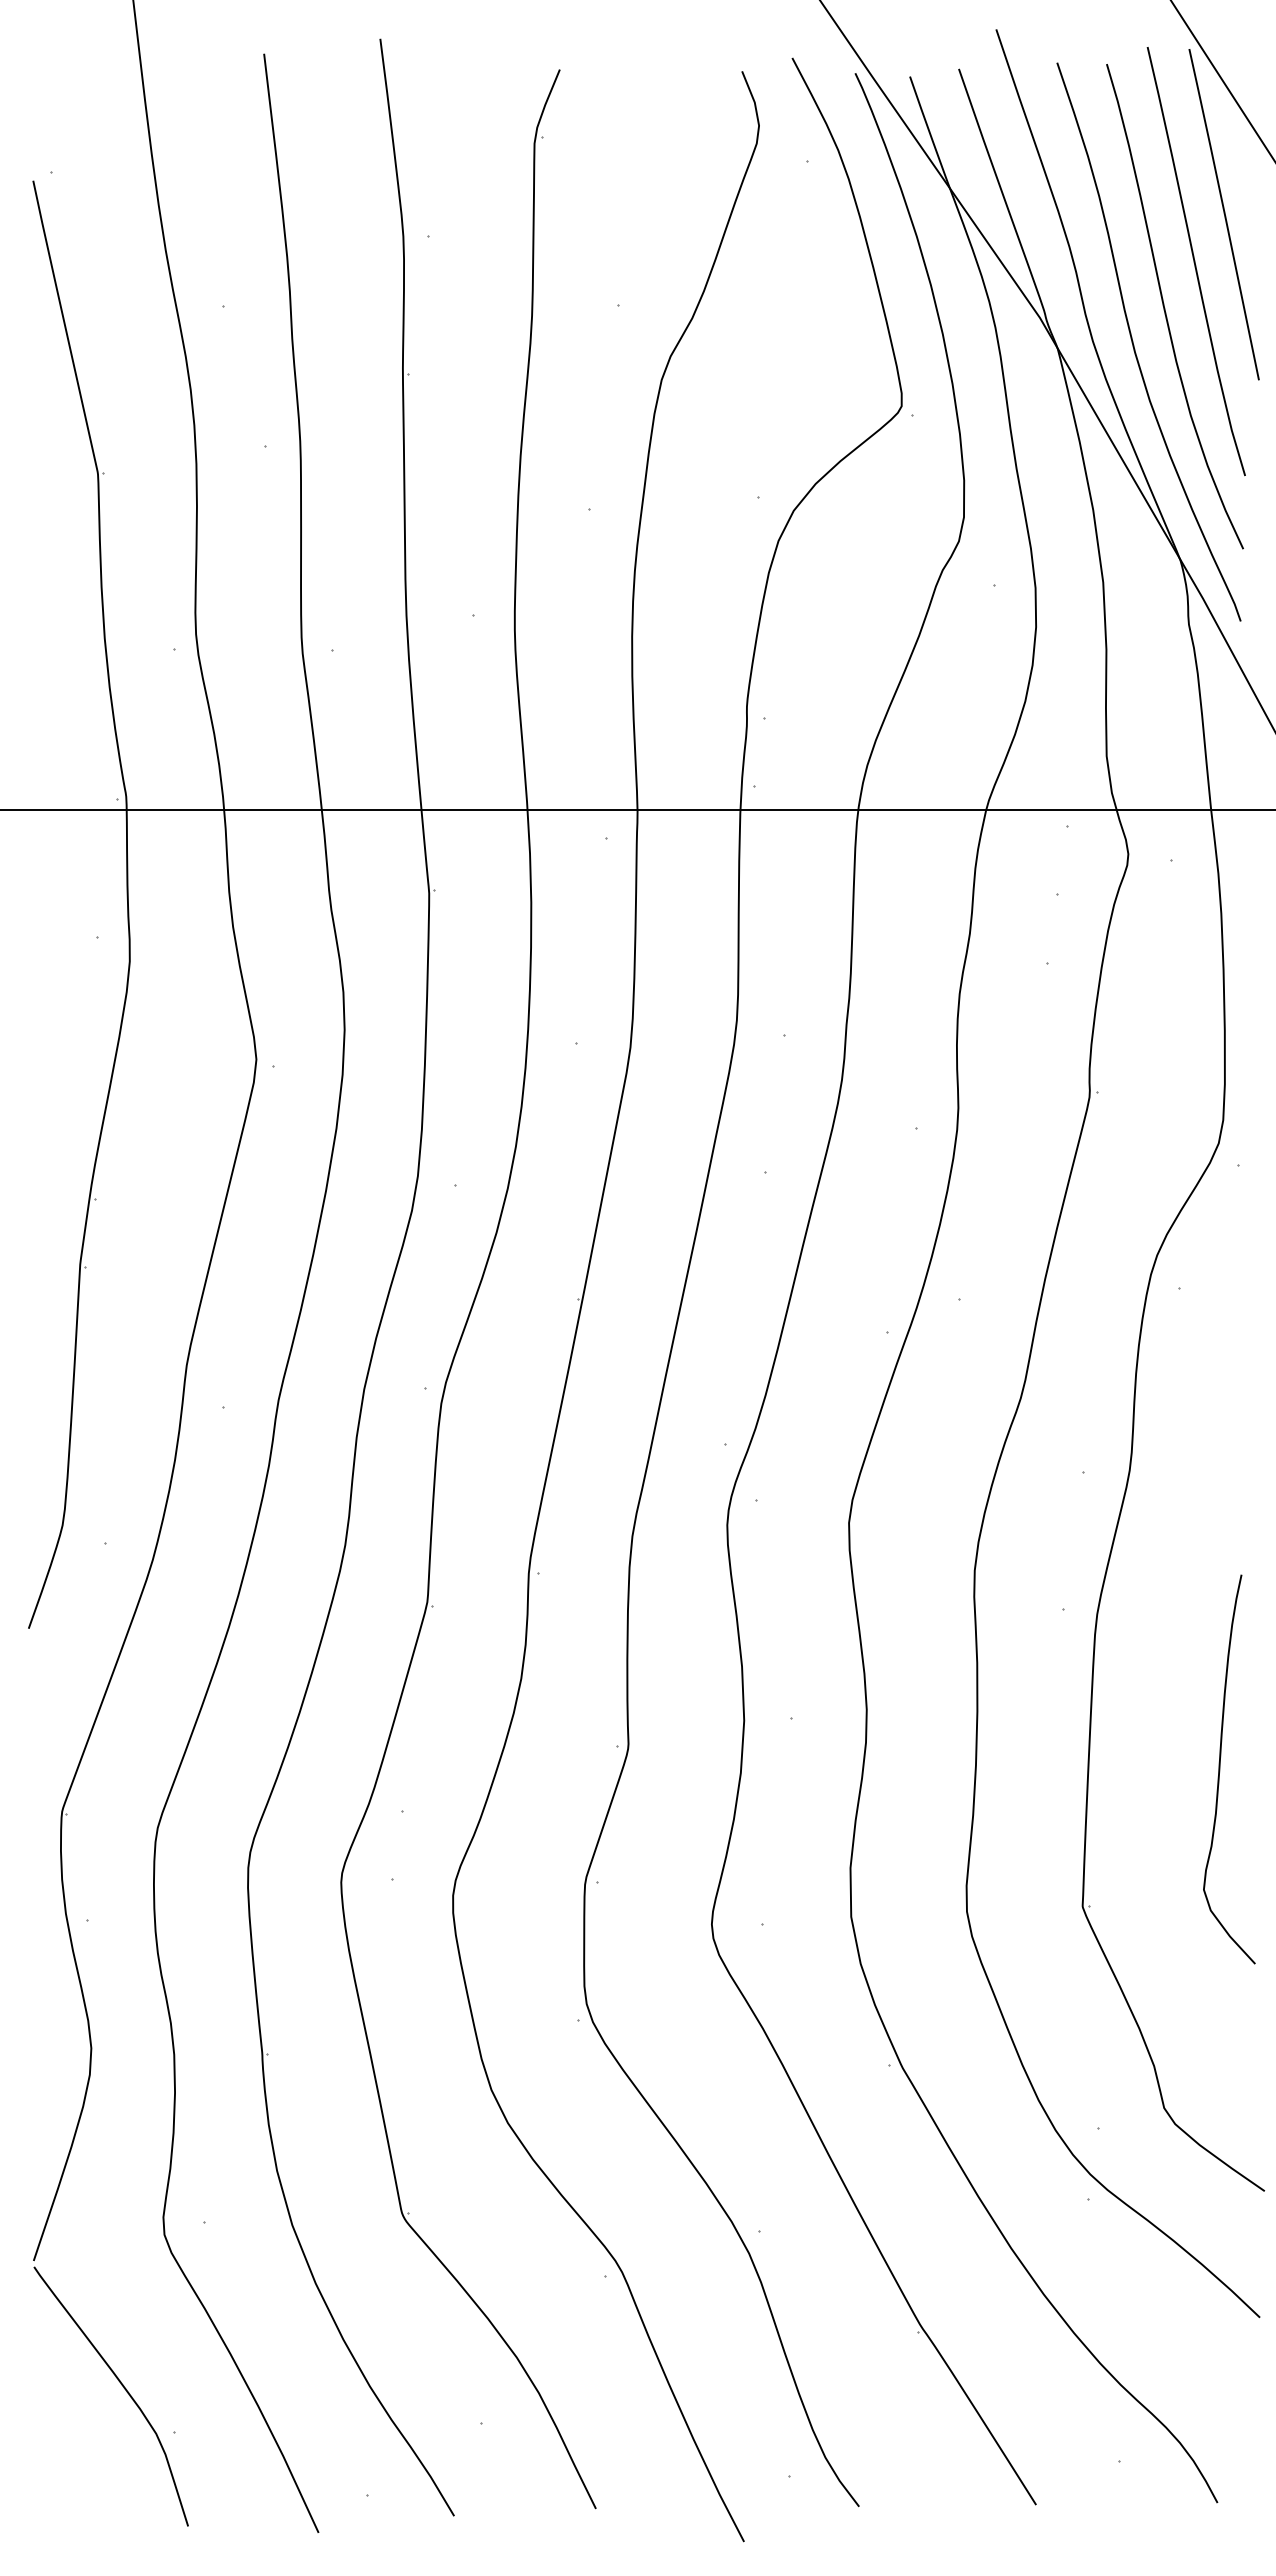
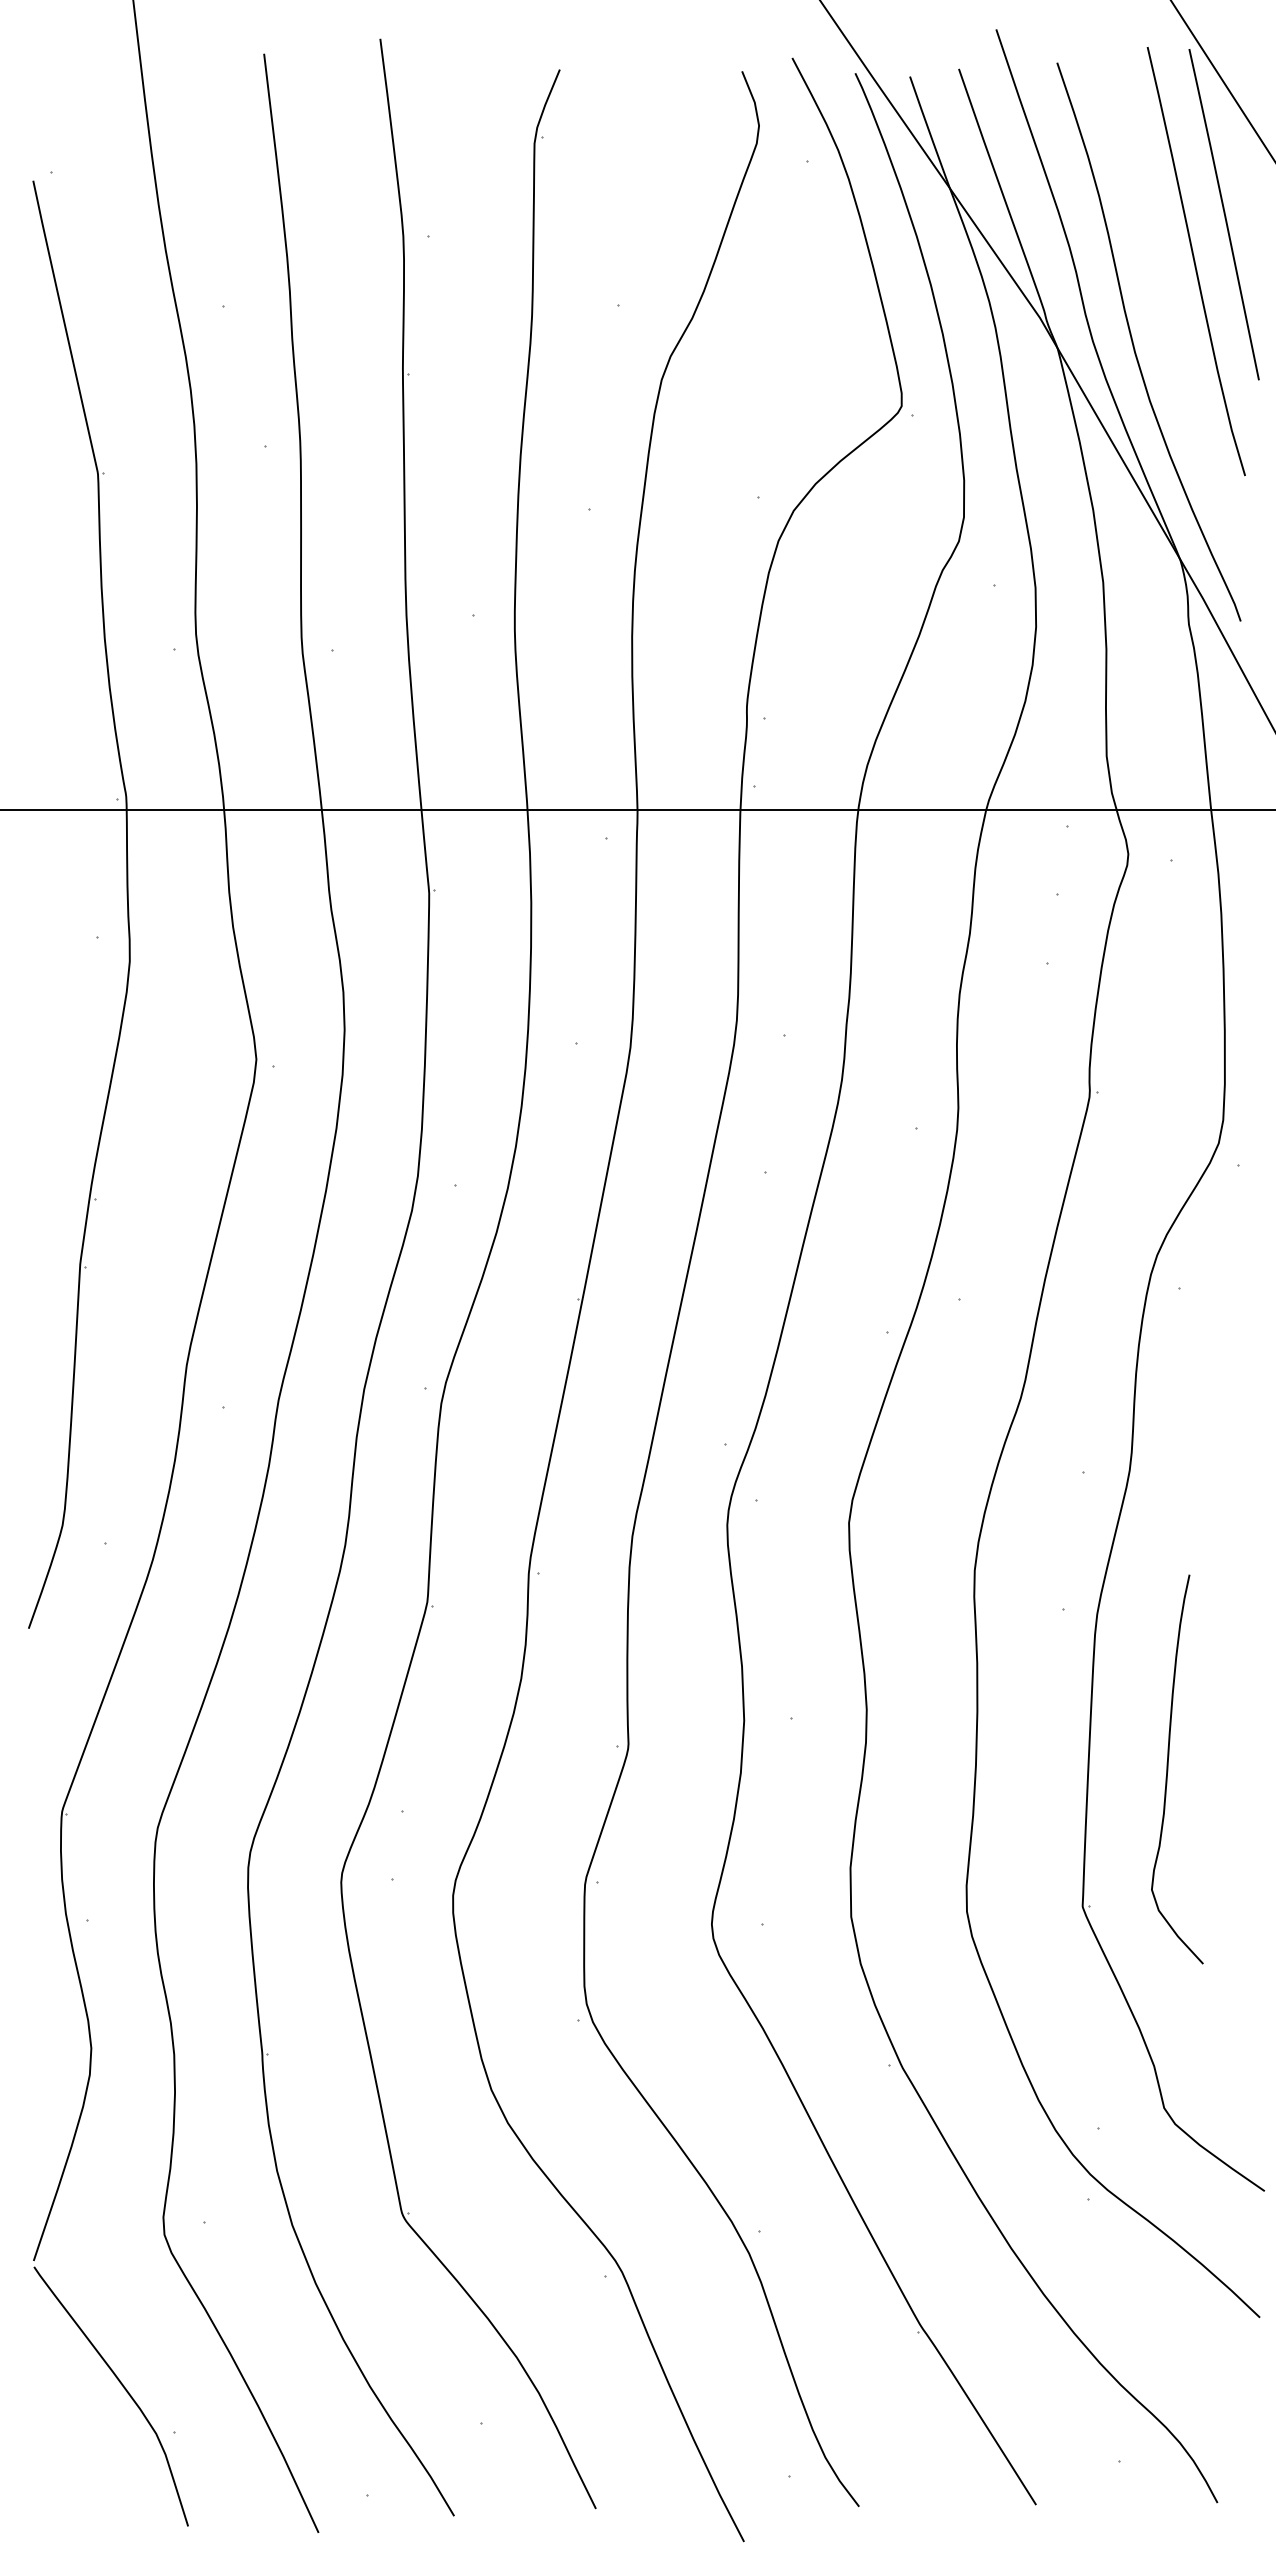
curve: present -> none (1165, 308)
curve position: (1220, 1769) -> (1168, 1769) (1168, 1769)
